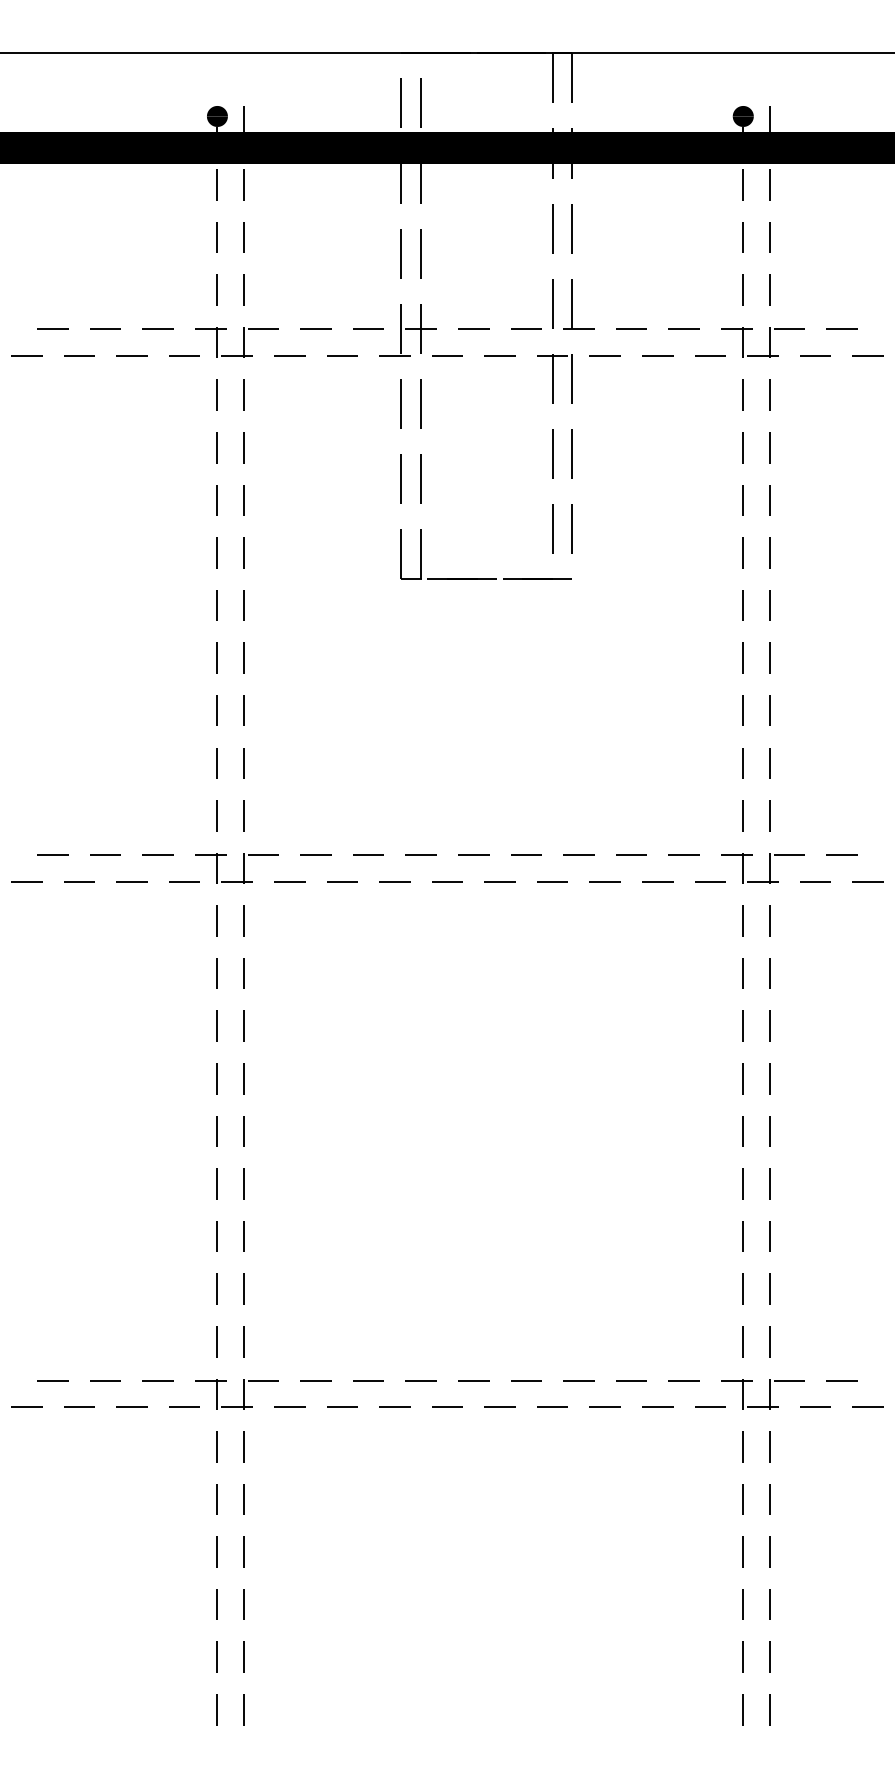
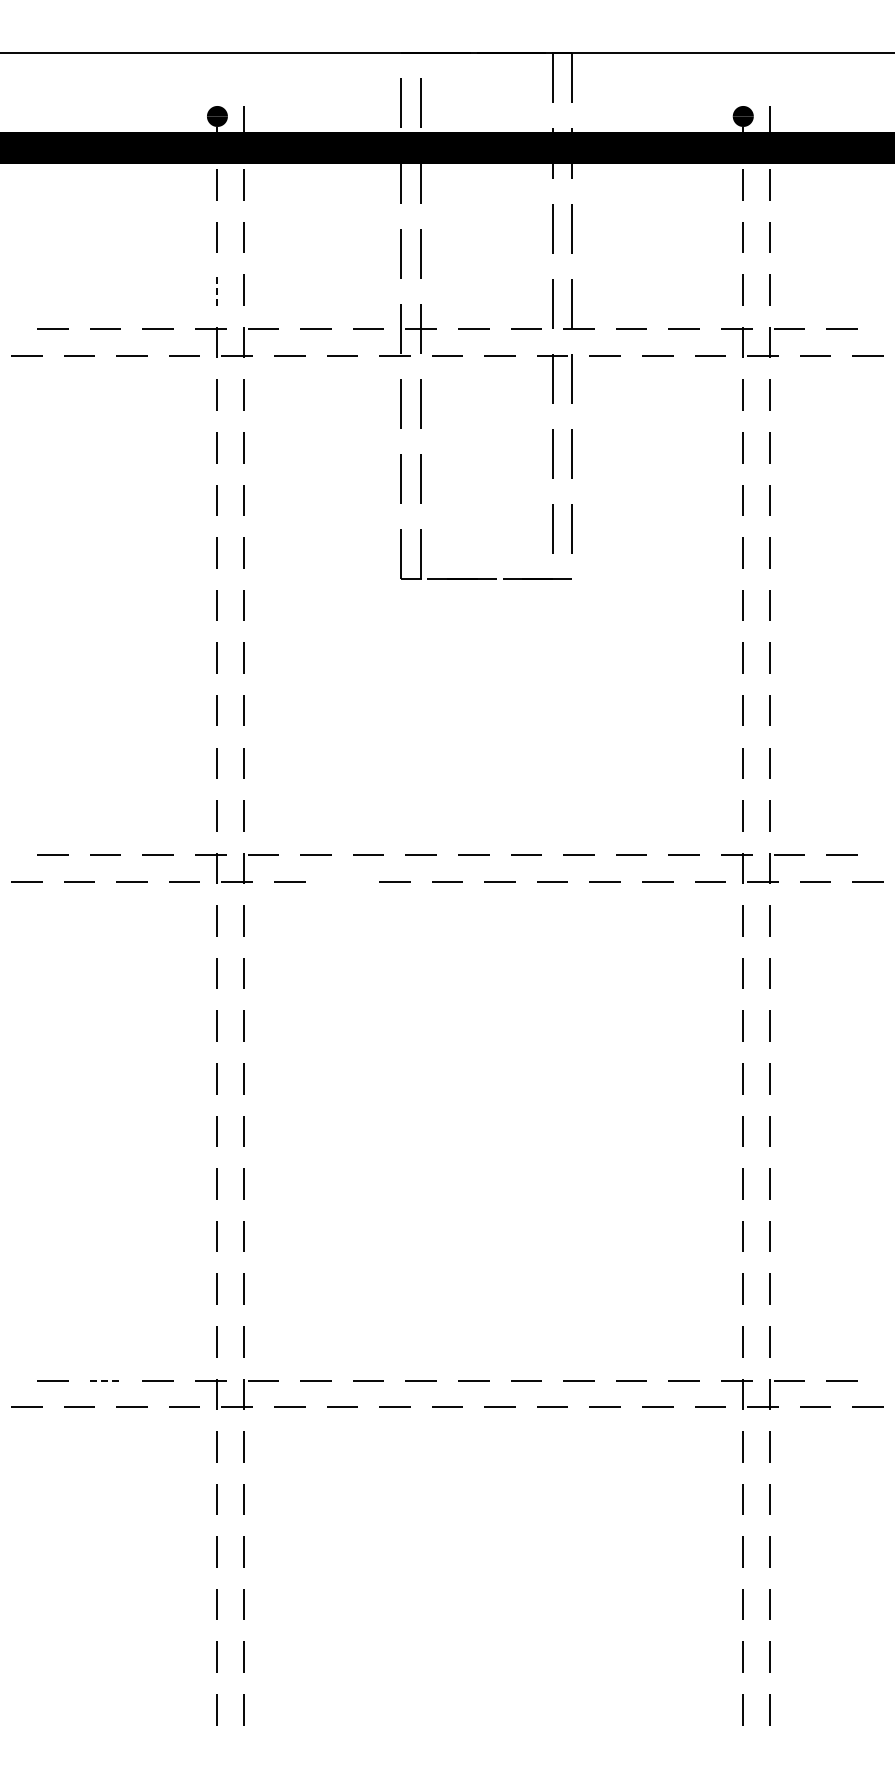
line: solid -> dashed (217, 290)
line: present -> none (342, 881)
line: solid -> dashed (105, 1381)
